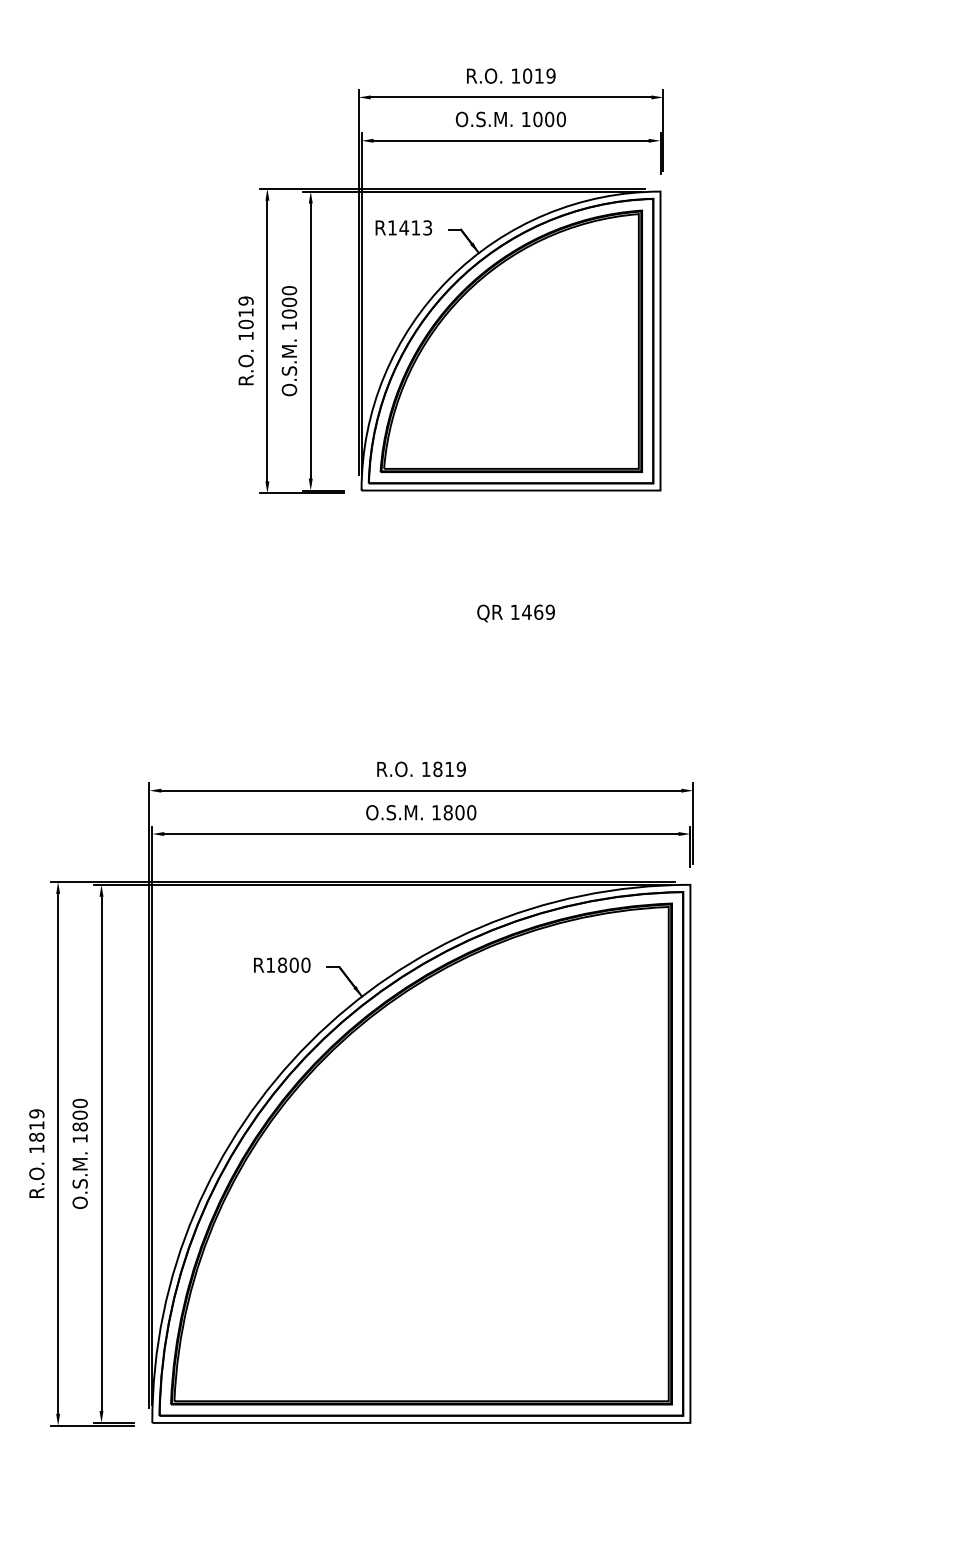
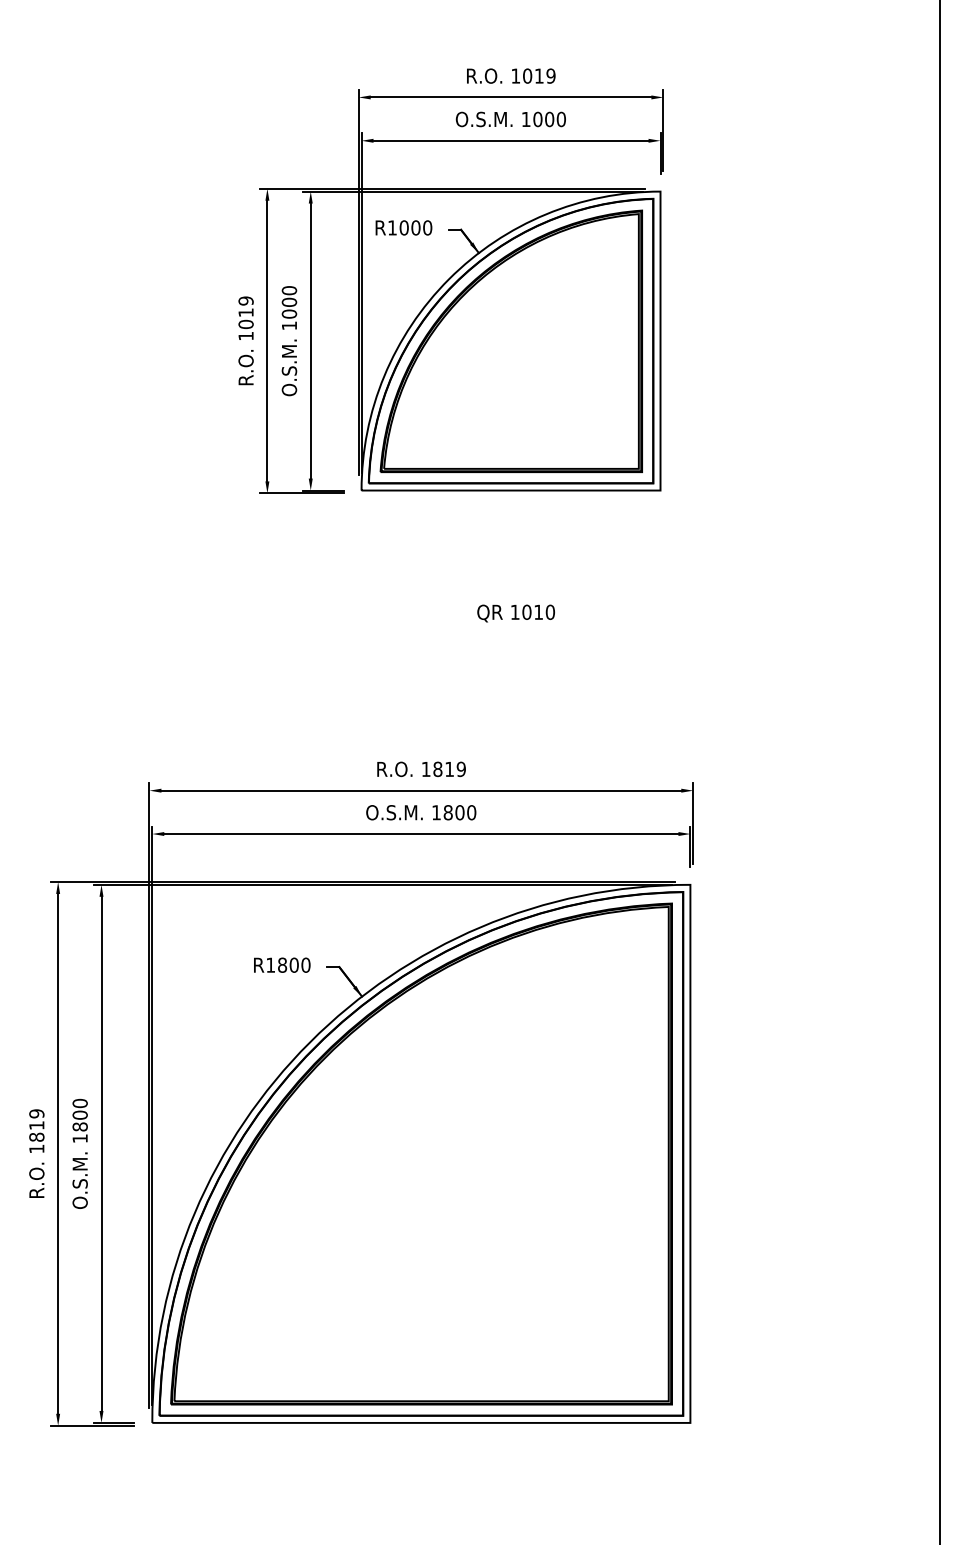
text: R1413 -> R1000 (415, 227)
text: 1469 -> 1010 (538, 611)
line: none -> present (939, 771)
